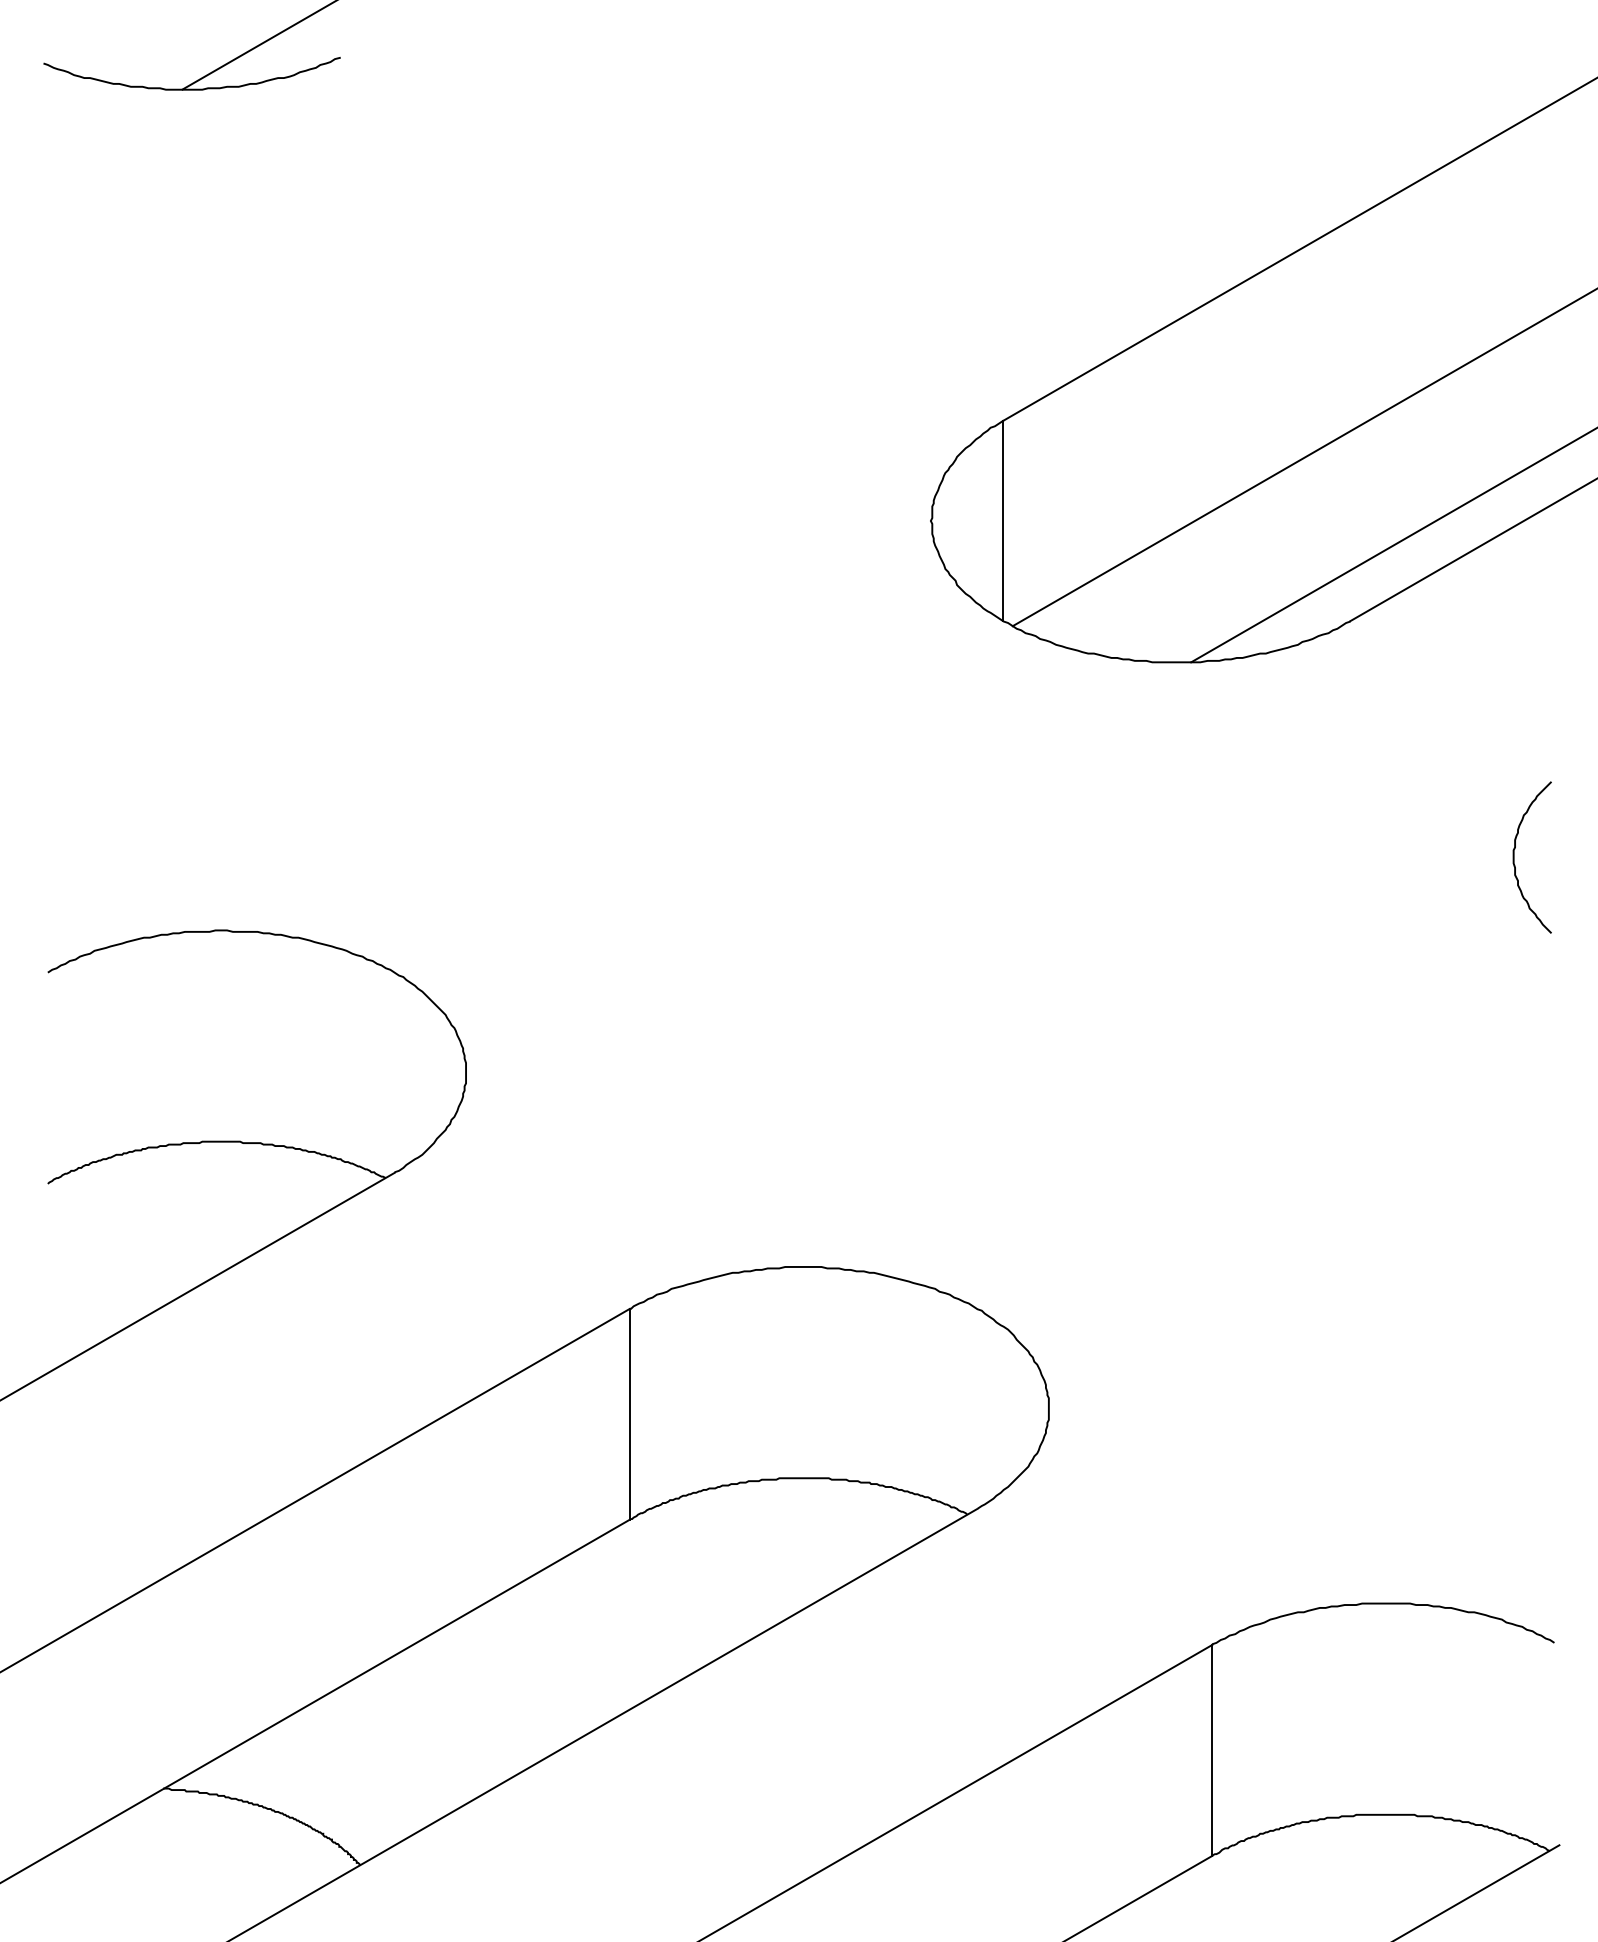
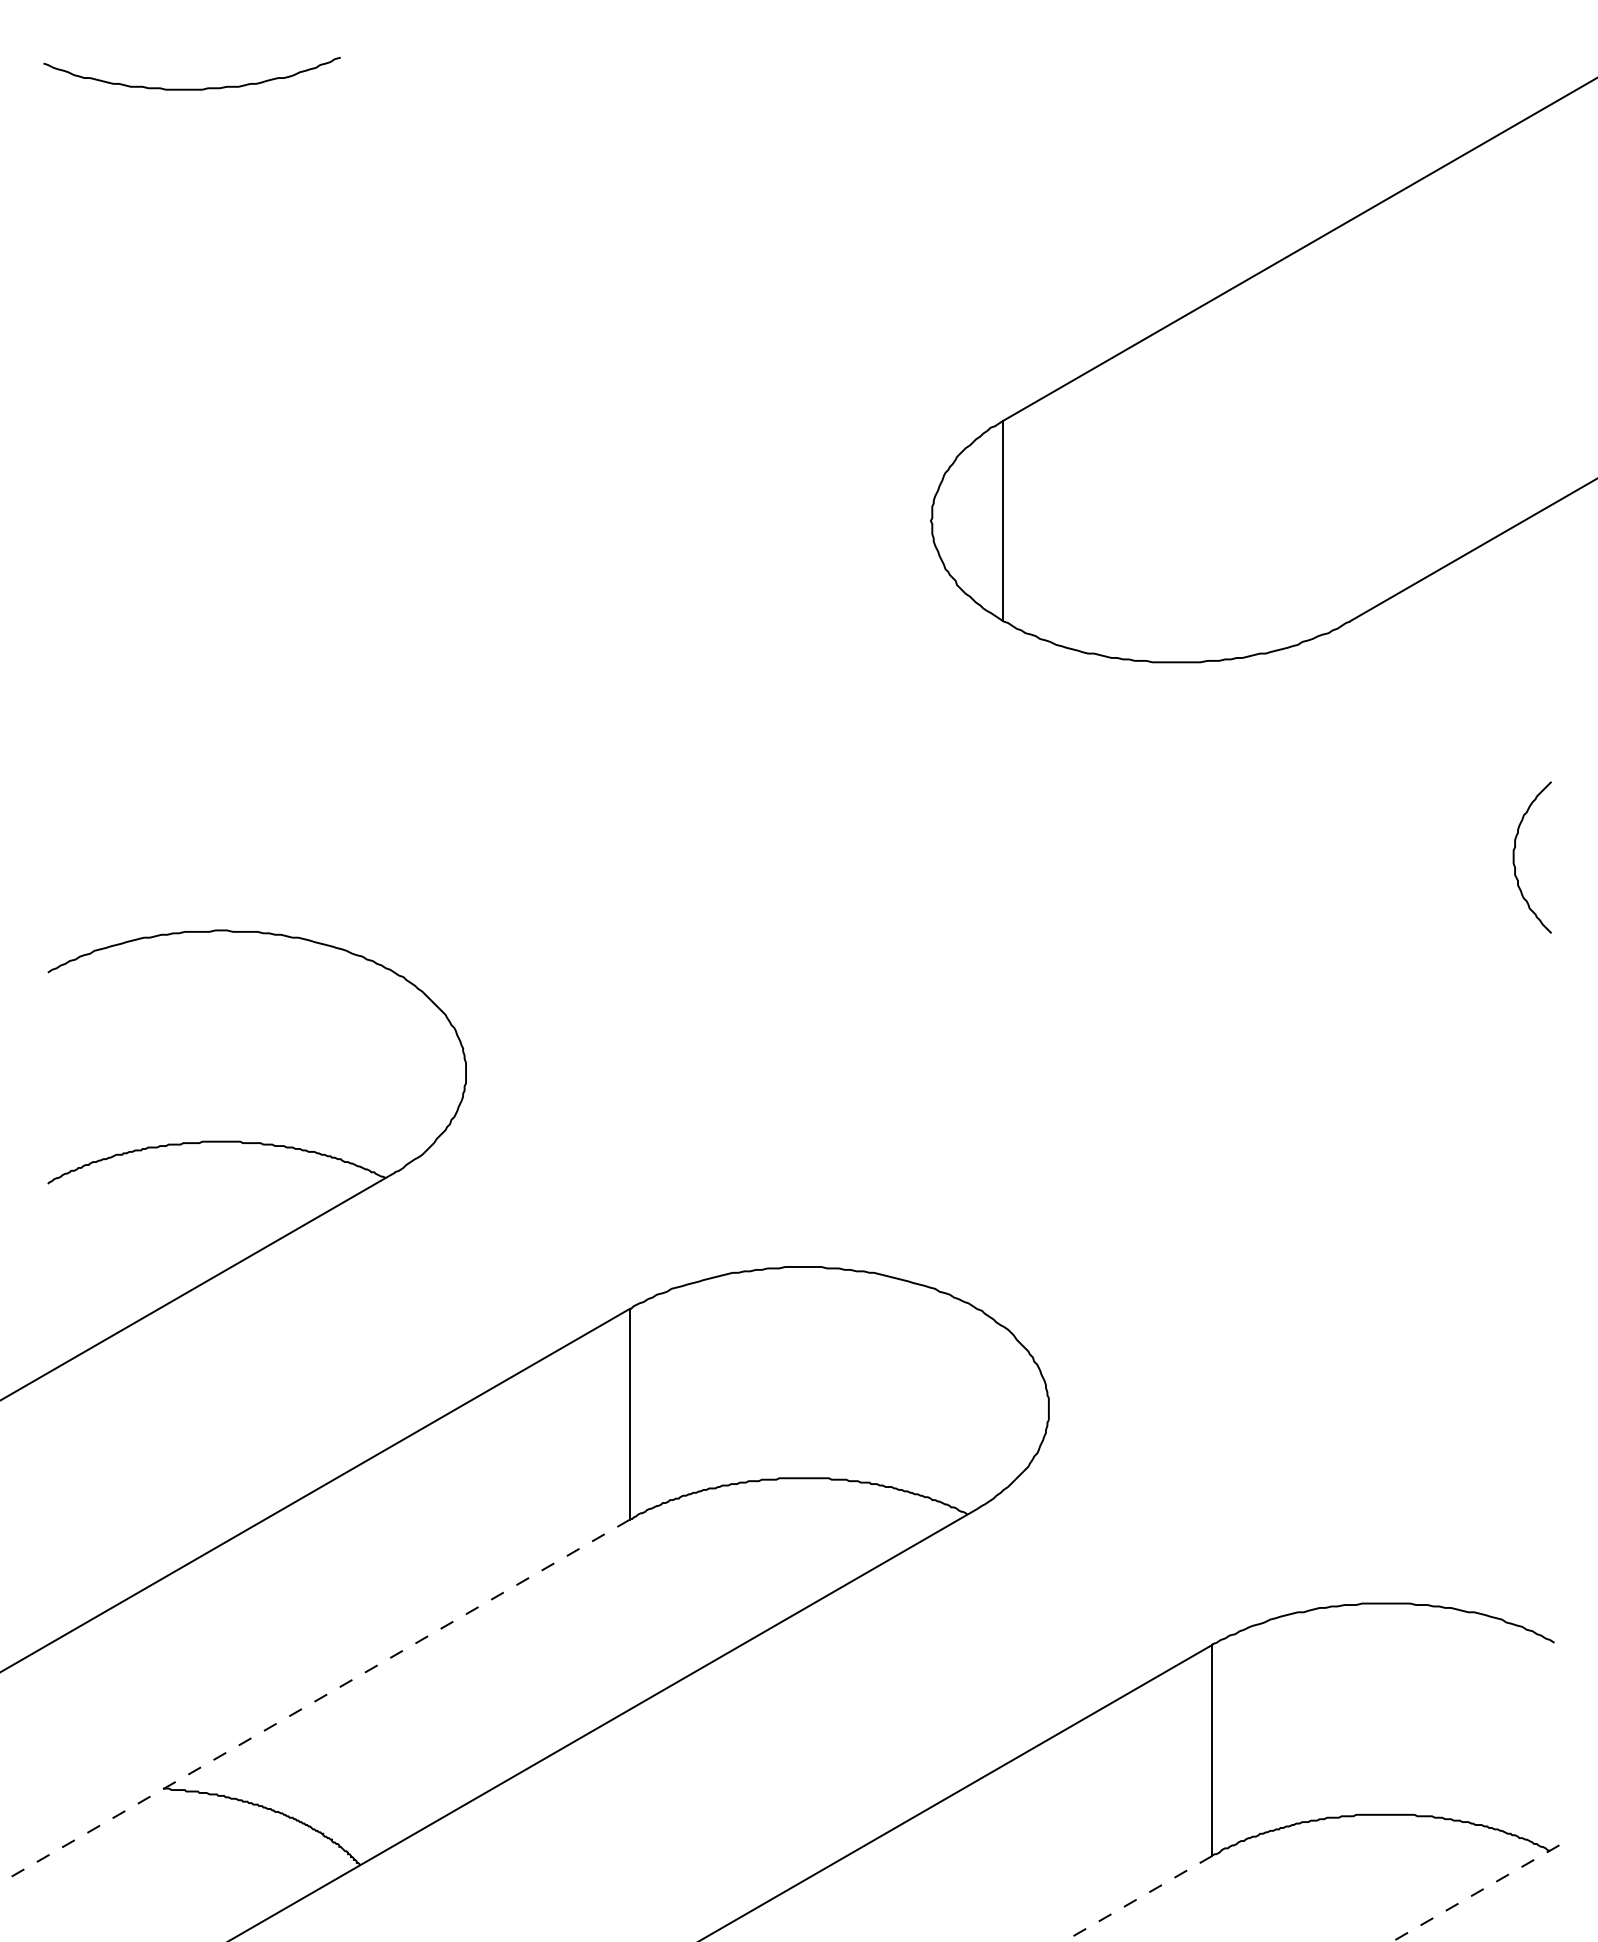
line: present -> none (258, 45)
line: present -> none (1303, 458)
line: present -> none (1392, 545)
line: solid -> dashed (314, 1701)
line: solid -> dashed (1475, 1893)
line: solid -> dashed (1137, 1898)
